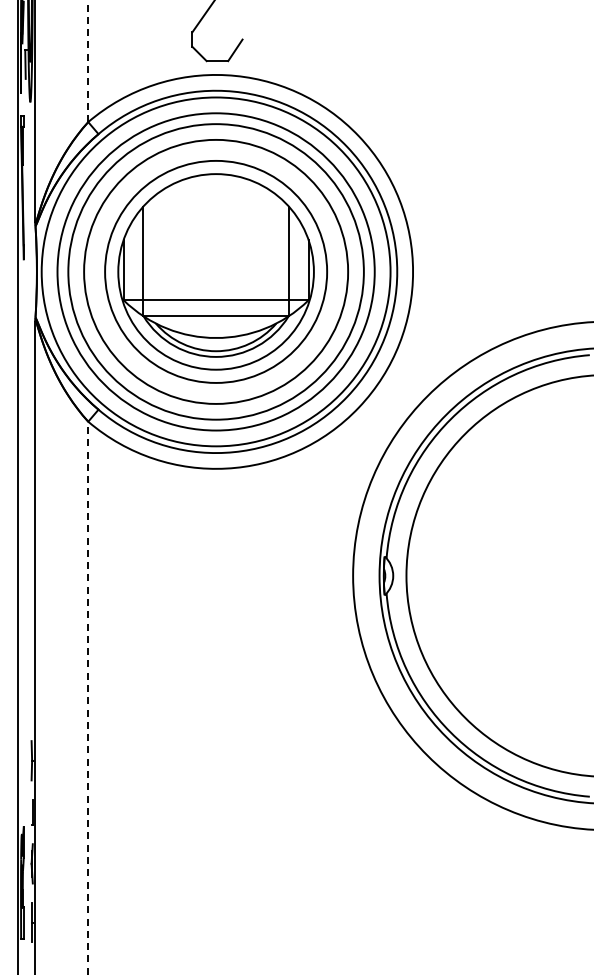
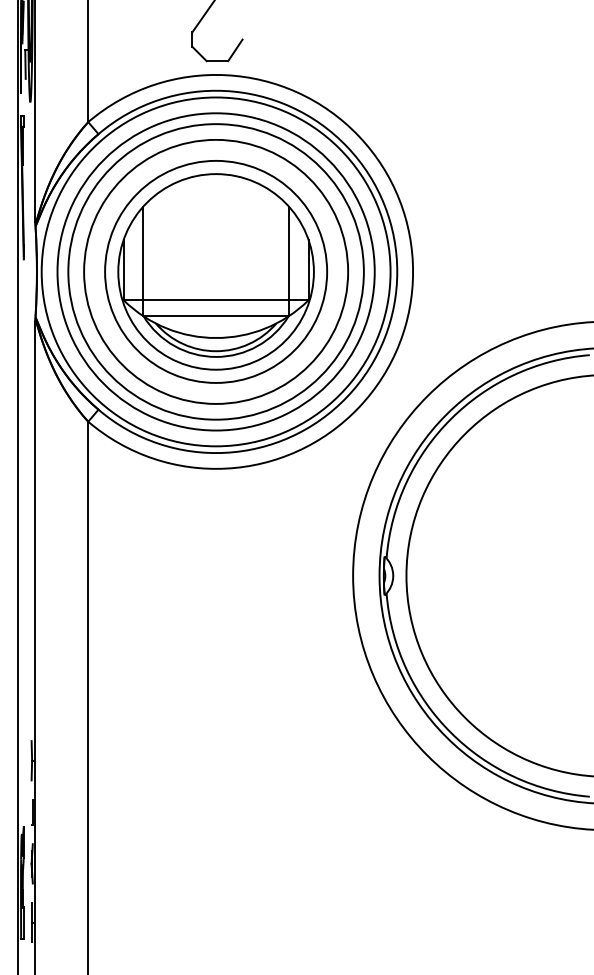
line: dashed -> solid (88, 61)
line: dashed -> solid (88, 697)
